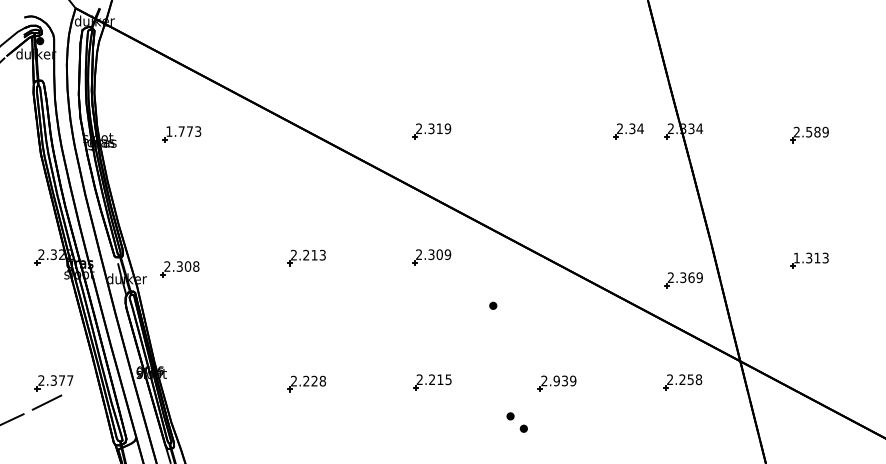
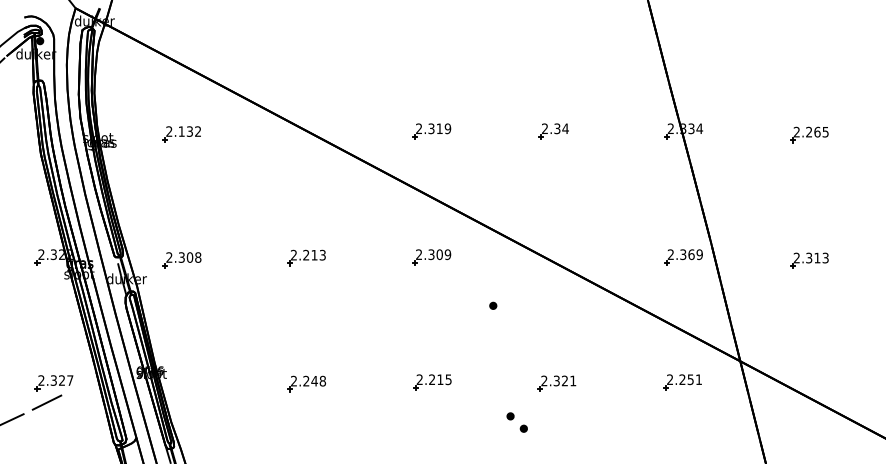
text: 1.773 -> 2.132 (183, 131)
part position: (628, 131) -> (553, 131) (553, 131)
text: 2.589 -> 2.265 (817, 131)
text: 1.313 -> 2.313 (796, 257)
part position: (179, 269) -> (181, 260) (181, 260)
part position: (683, 280) -> (683, 257) (683, 257)
text: 2.258 -> 2.251 (698, 379)
text: 2.377 -> 2.327 (61, 380)
text: 2.228 -> 2.248 (314, 380)
text: 2.939 -> 2.321 (564, 380)
